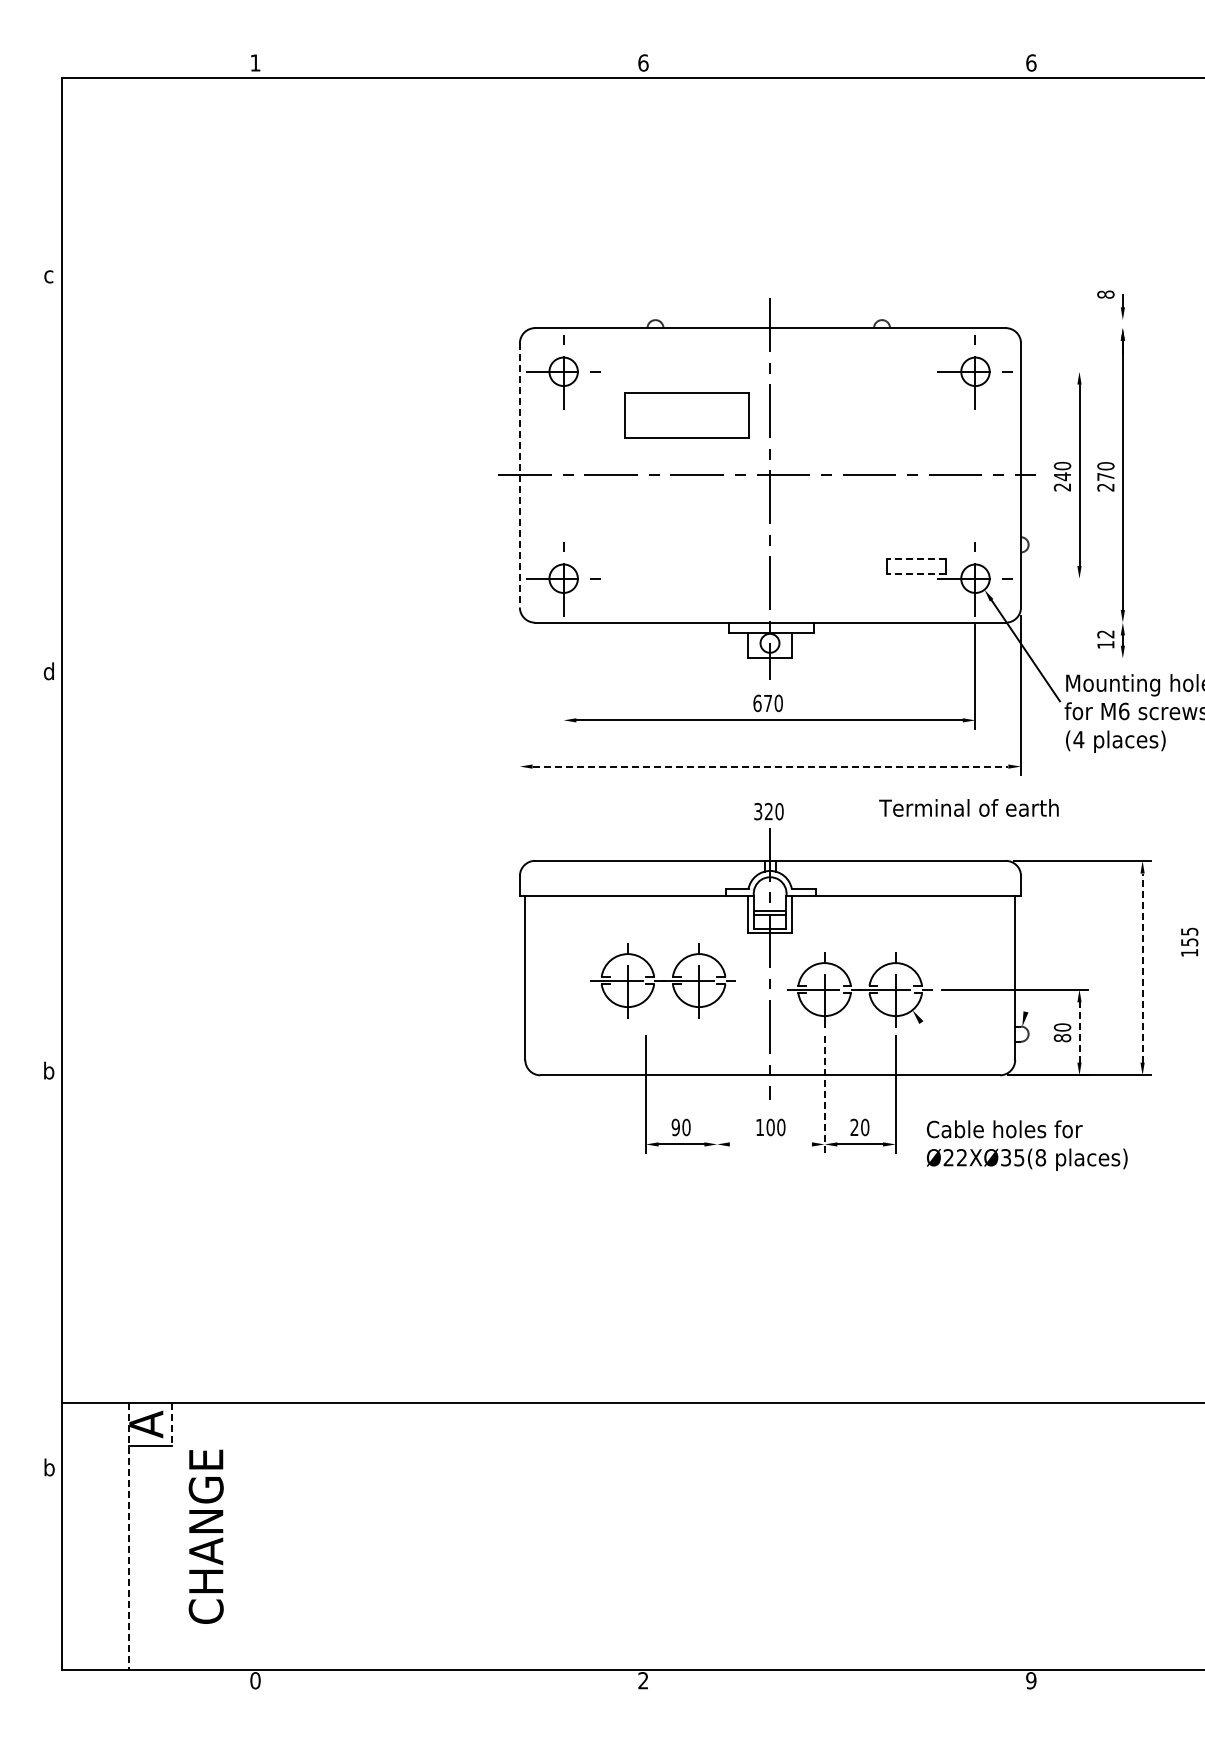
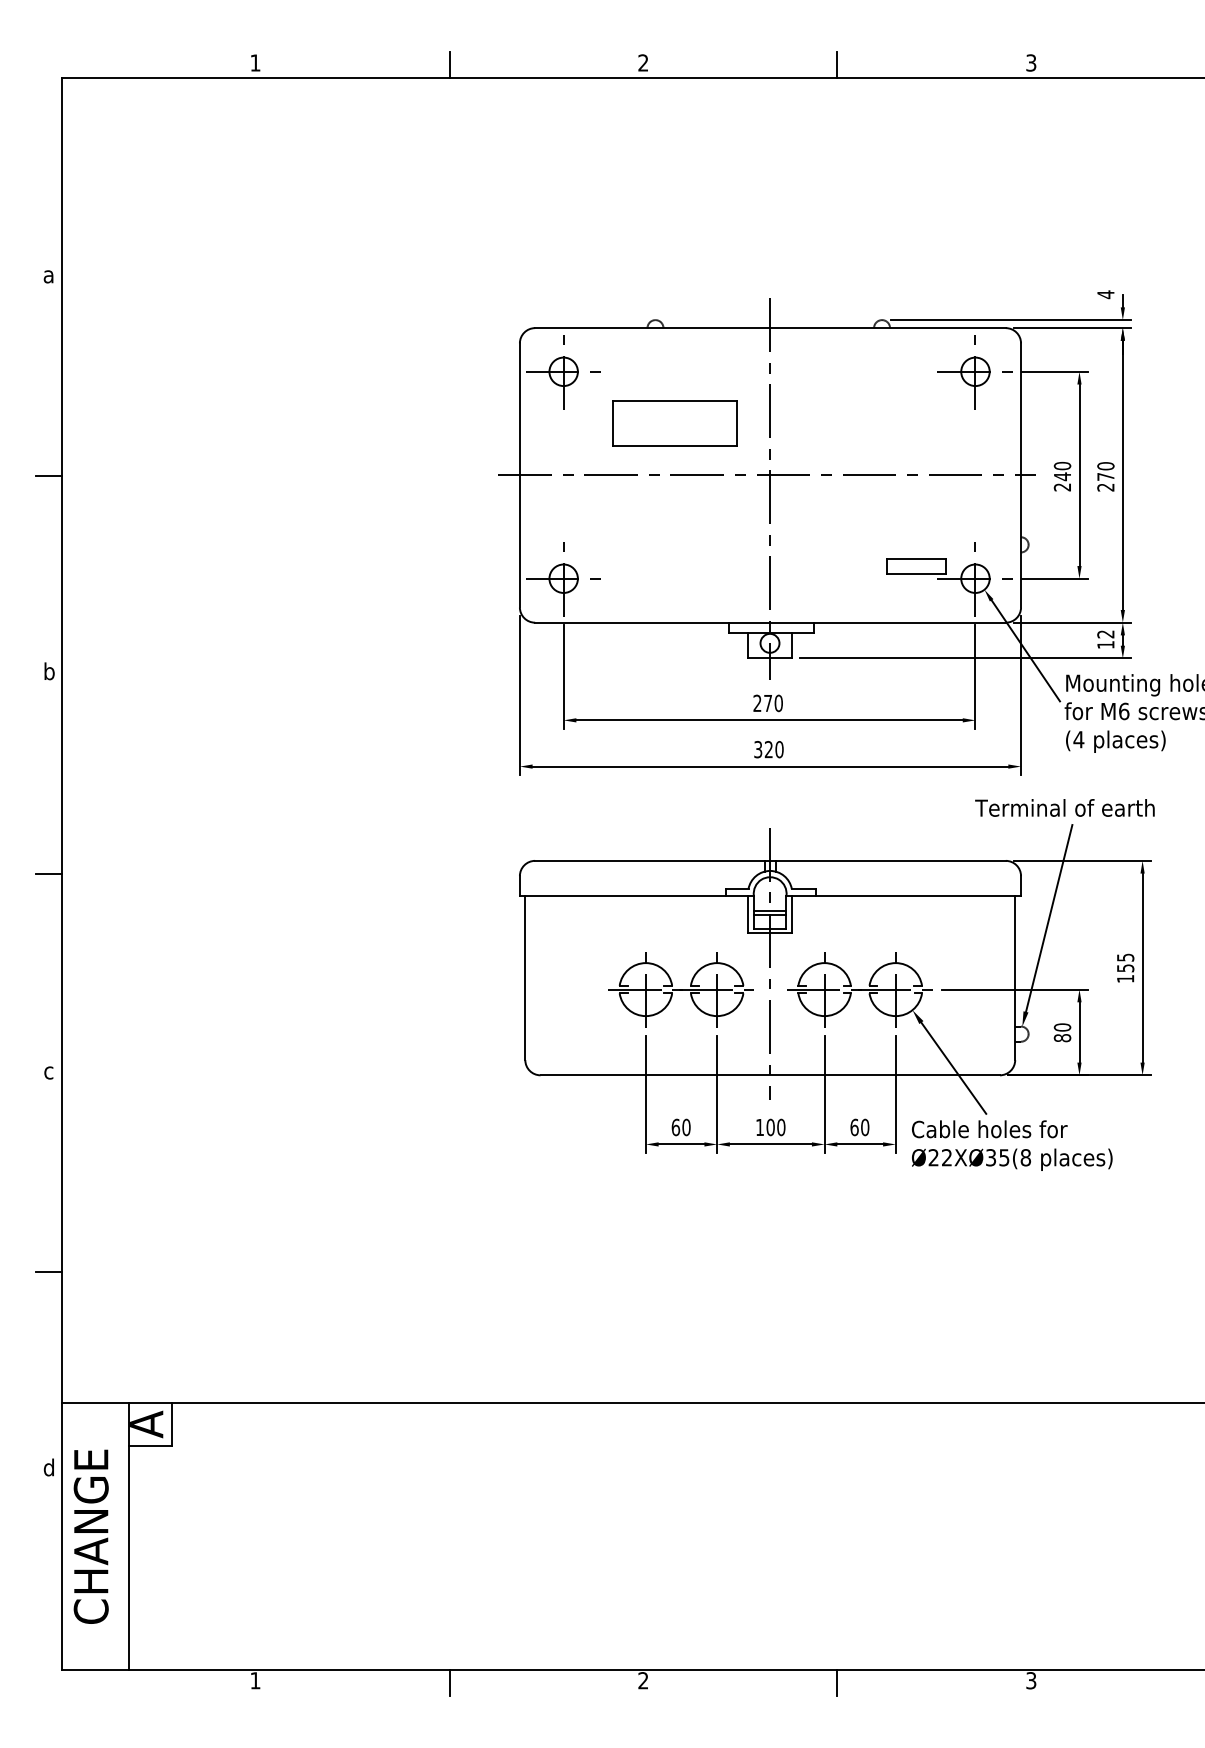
text: 6 -> 2 (643, 62)
text: 6 -> 3 (1031, 62)
line: none -> present (449, 64)
line: none -> present (837, 64)
text: c -> a (48, 276)
text: 8 -> 4 (1105, 294)
line: none -> present (1010, 320)
line: none -> present (1072, 328)
line: none -> present (1054, 371)
part position: (686, 415) -> (674, 423) (674, 423)
line: none -> present (48, 475)
line: dashed -> solid (519, 475)
line: dashed -> solid (915, 559)
line: dashed -> solid (915, 573)
line: none -> present (1054, 578)
line: none -> present (1072, 622)
line: none -> present (965, 658)
text: d -> b (48, 671)
line: none -> present (563, 676)
line: none -> present (519, 695)
text: 670 -> 270 (757, 703)
line: dashed -> solid (770, 766)
text position: (968, 807) -> (1064, 807) (1064, 807)
text position: (768, 811) -> (768, 749) (768, 749)
line: none -> present (48, 874)
line: none -> present (1049, 918)
text position: (1189, 941) -> (1125, 967) (1125, 967)
line: dashed -> solid (1142, 968)
part position: (662, 980) -> (680, 989) (680, 989)
line: dashed -> solid (1079, 1031)
line: none -> present (953, 1067)
text: b -> c (49, 1070)
line: none -> present (717, 1094)
line: dashed -> solid (824, 1095)
text: 90 -> 60 (675, 1127)
text: 20 -> 60 (854, 1127)
line: none -> present (770, 1144)
text position: (1027, 1145) -> (1012, 1145) (1012, 1145)
line: none -> present (48, 1272)
line: dashed -> solid (171, 1425)
text: b -> d (48, 1467)
text position: (205, 1536) -> (90, 1536) (90, 1536)
line: dashed -> solid (129, 1537)
text: 0 -> 1 (255, 1680)
text: 9 -> 3 (1031, 1680)
line: none -> present (449, 1682)
line: none -> present (837, 1682)
